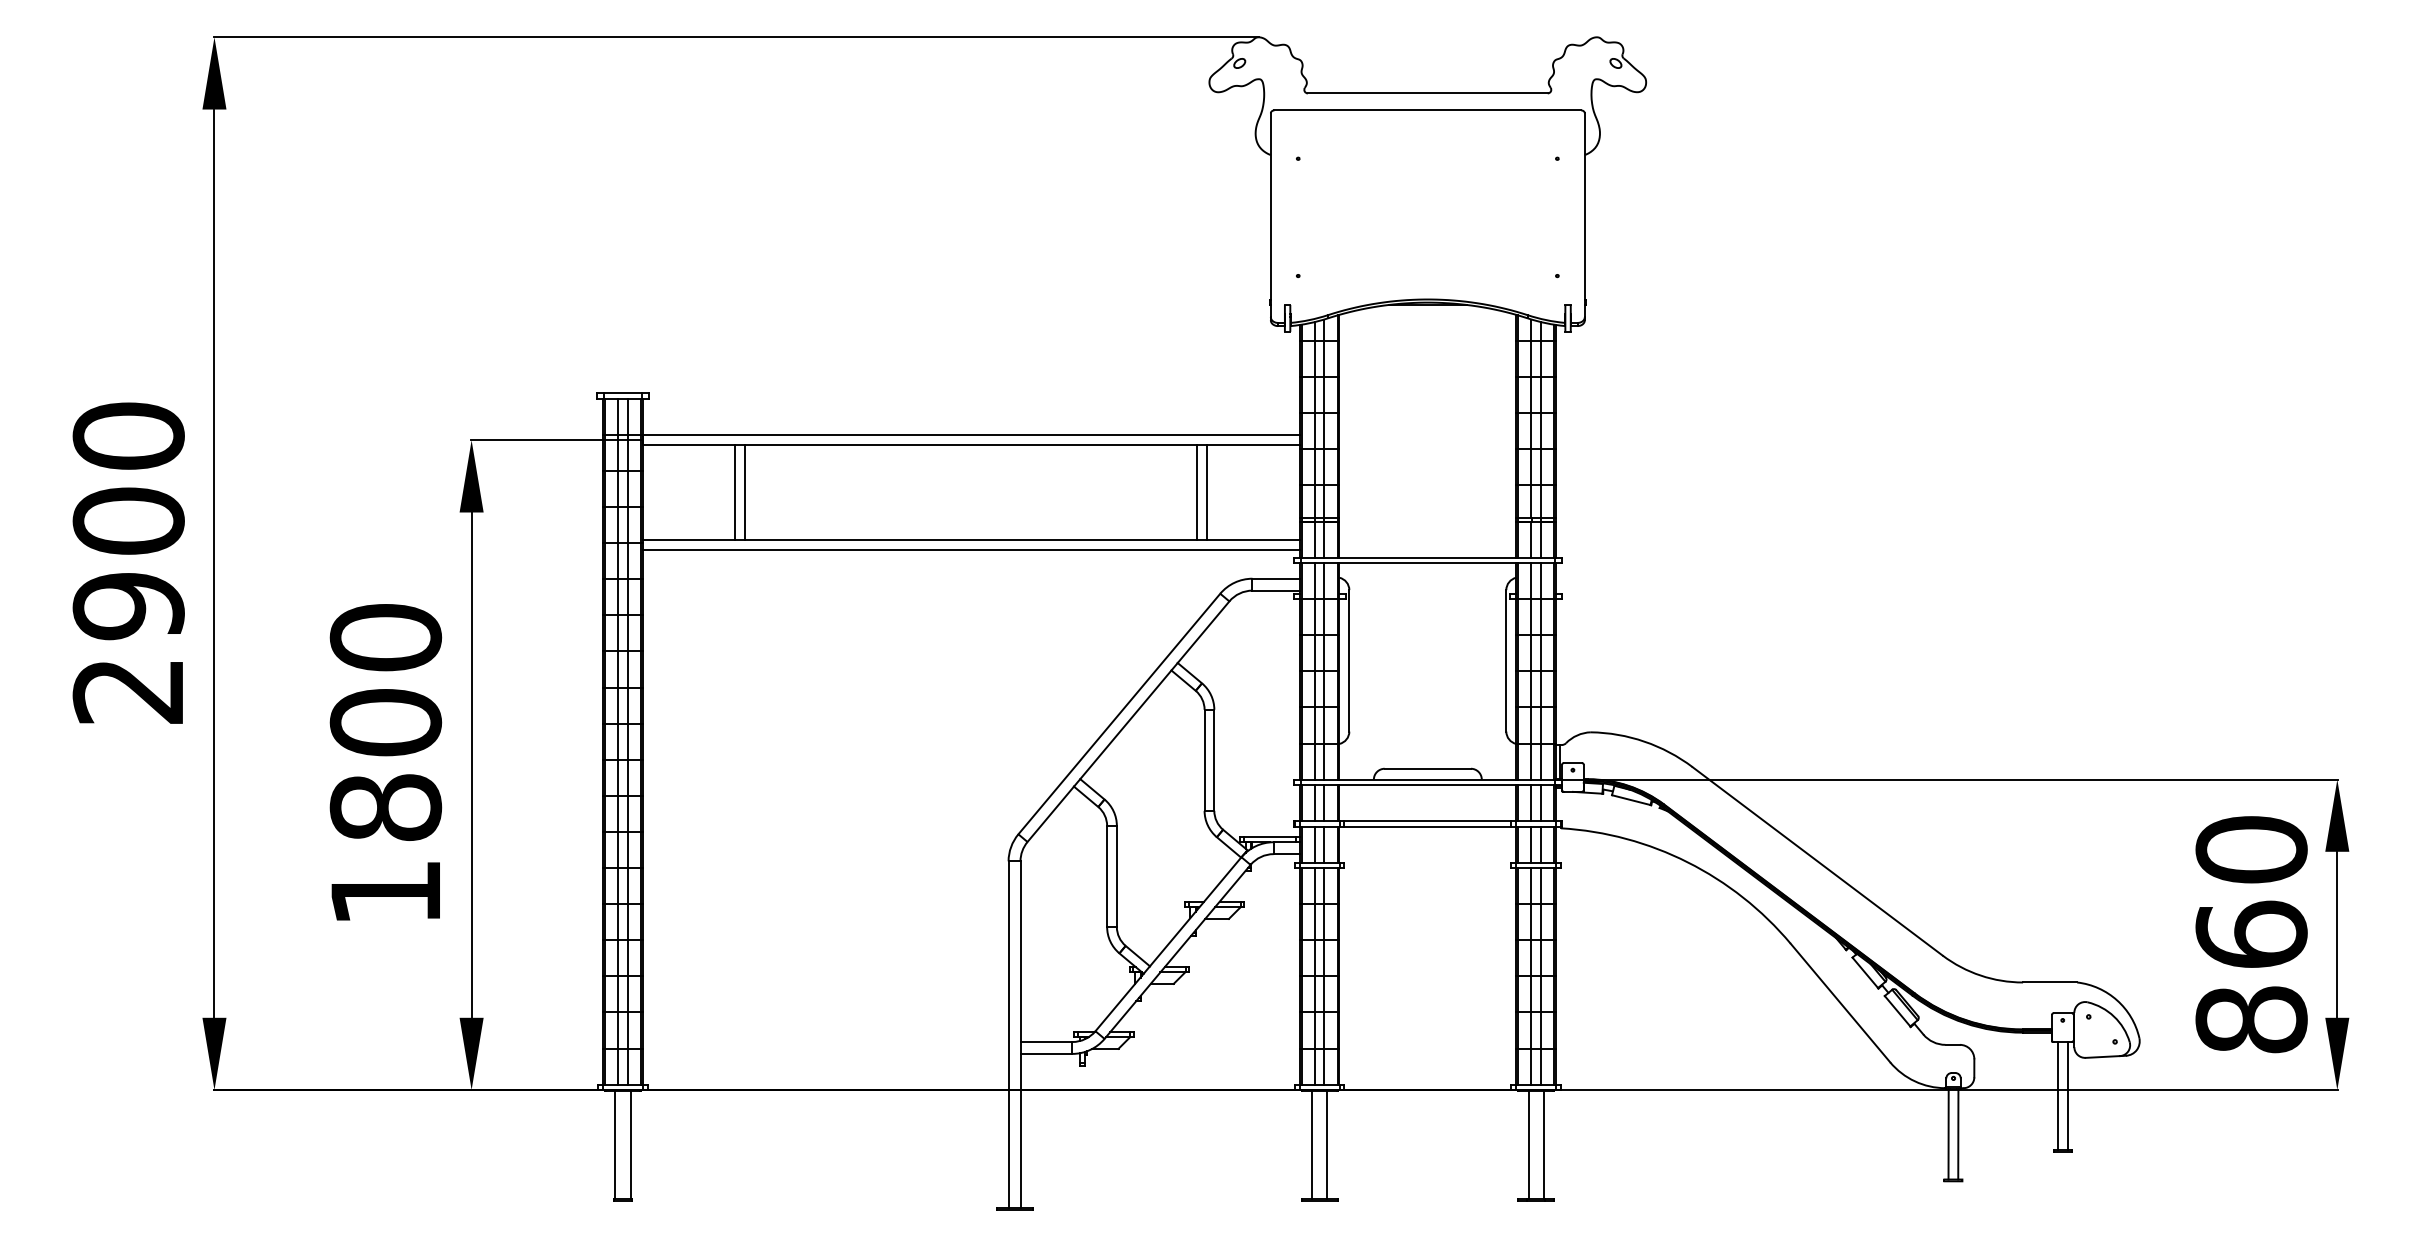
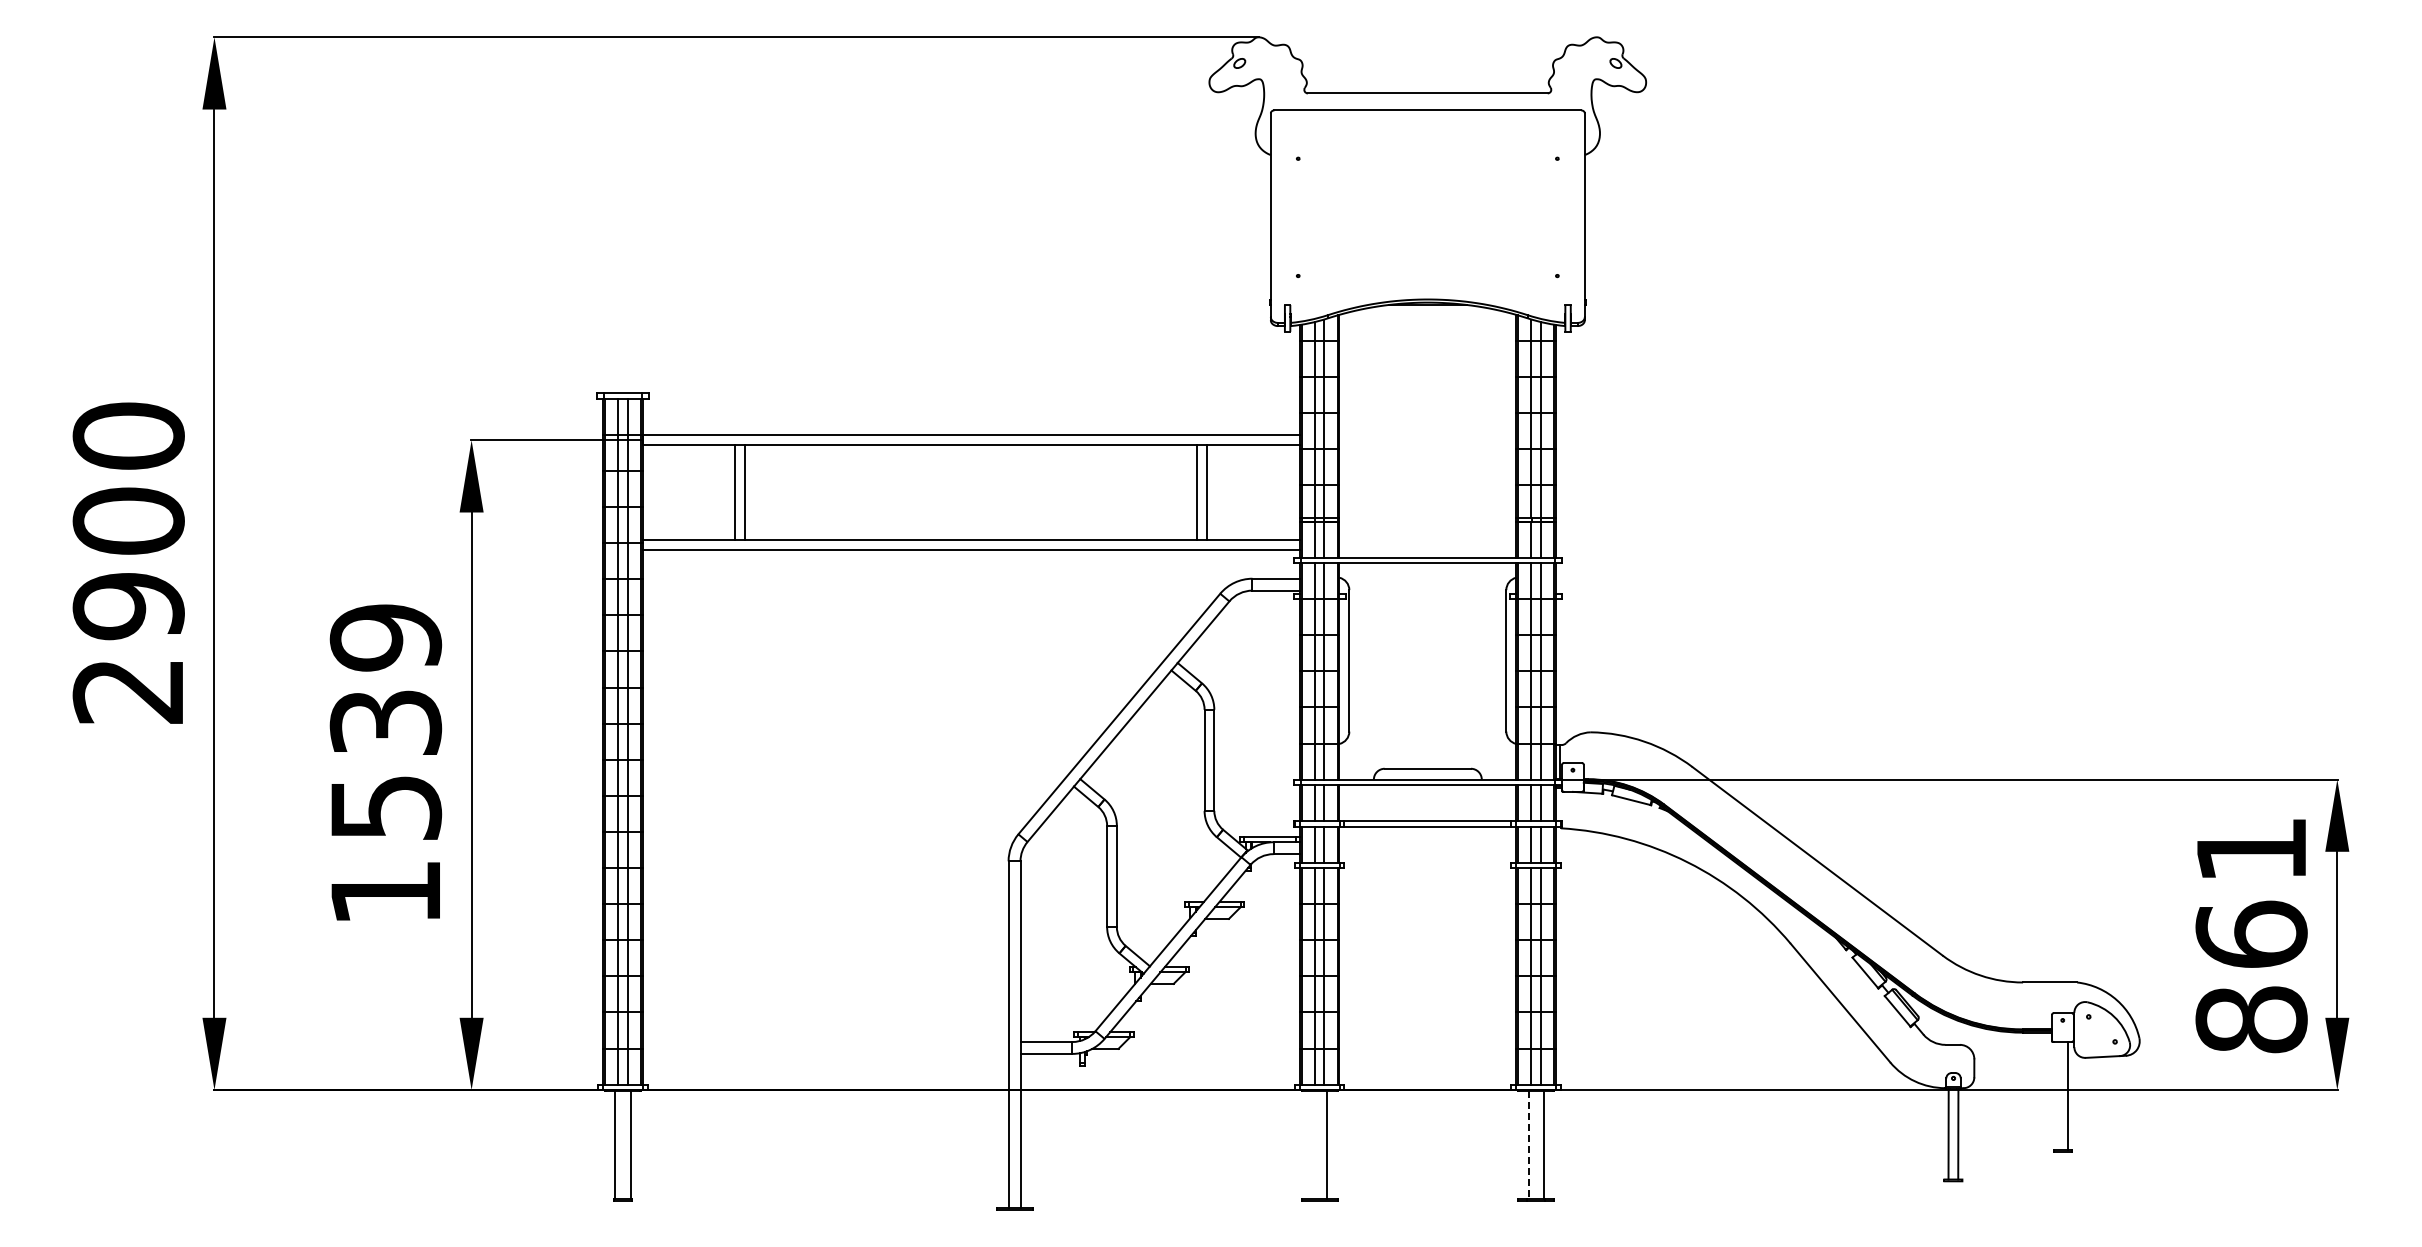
text: 1800 -> 1539 (385, 722)
text: 860 -> 861 (2251, 849)
line: present -> none (2057, 1096)
line: present -> none (1311, 1145)
line: solid -> dashed (1528, 1145)
